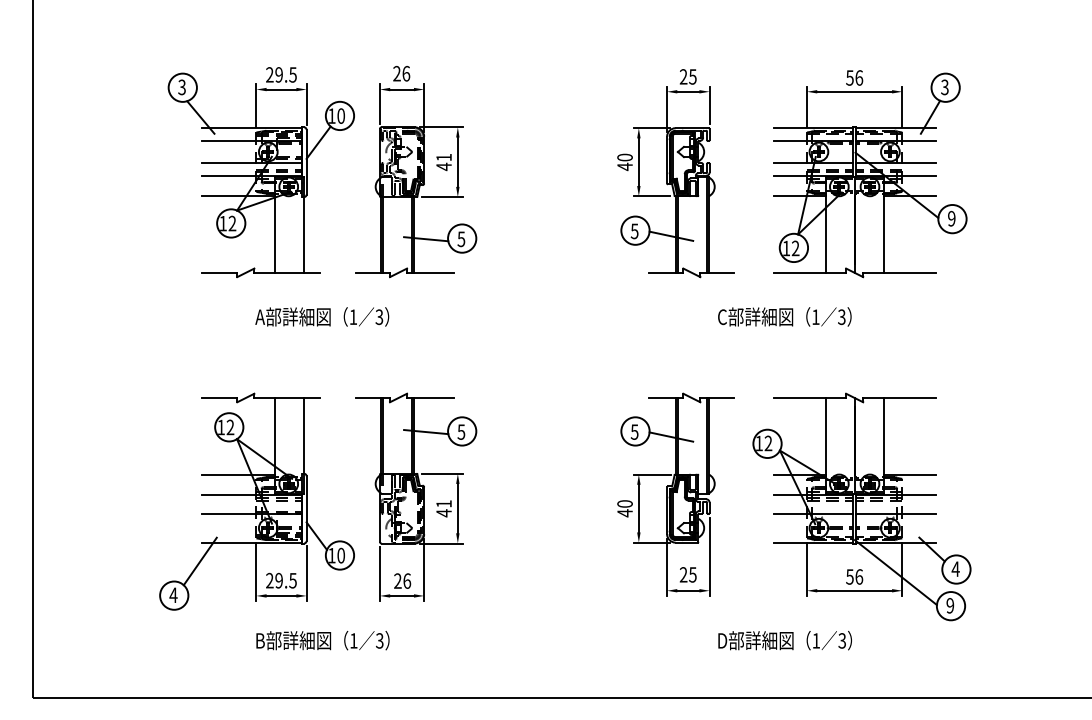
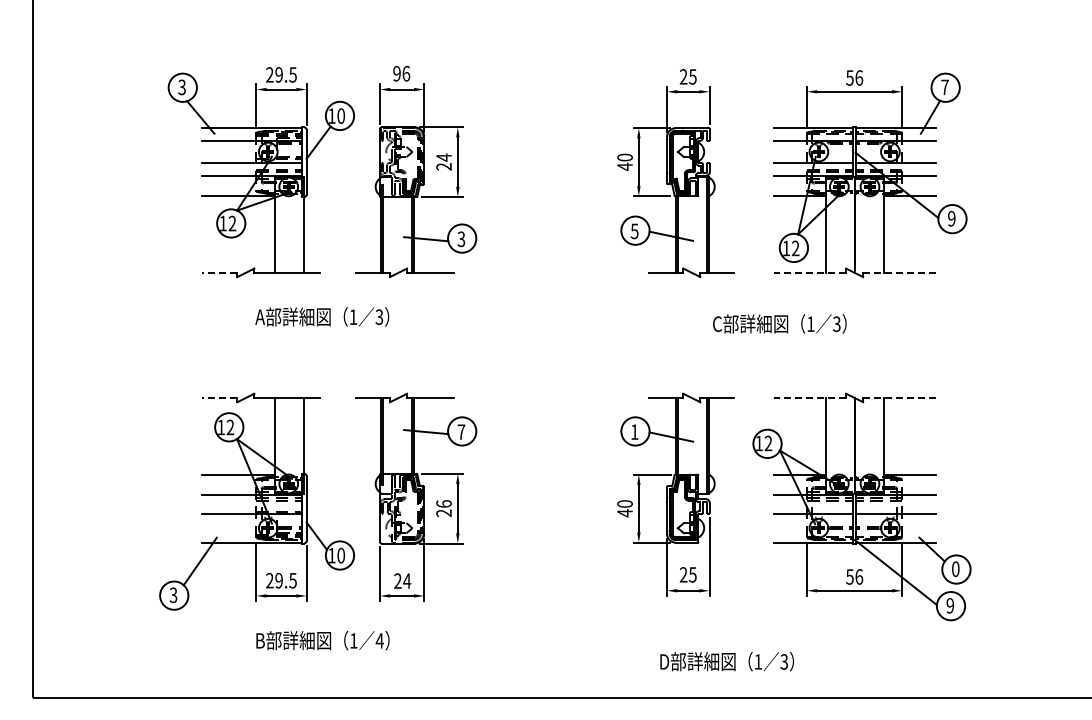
text: 26 -> 96 (396, 73)
text: 3 -> 7 (944, 87)
text: 41 -> 24 (443, 162)
text: 5 -> 3 (461, 238)
line: solid -> dashed (219, 272)
line: solid -> dashed (809, 272)
line: solid -> dashed (899, 272)
text position: (784, 316) -> (779, 323) (779, 323)
line: solid -> dashed (219, 398)
line: solid -> dashed (809, 398)
line: solid -> dashed (899, 398)
text: 5 -> 7 (461, 431)
text: 5 -> 1 (634, 431)
text: 41 -> 26 (443, 508)
text: 4 -> 0 (955, 568)
text: 26 -> 24 (407, 580)
text: 4 -> 3 (173, 595)
text: 3 -> 4 (379, 640)
text position: (784, 640) -> (726, 661) (726, 661)
